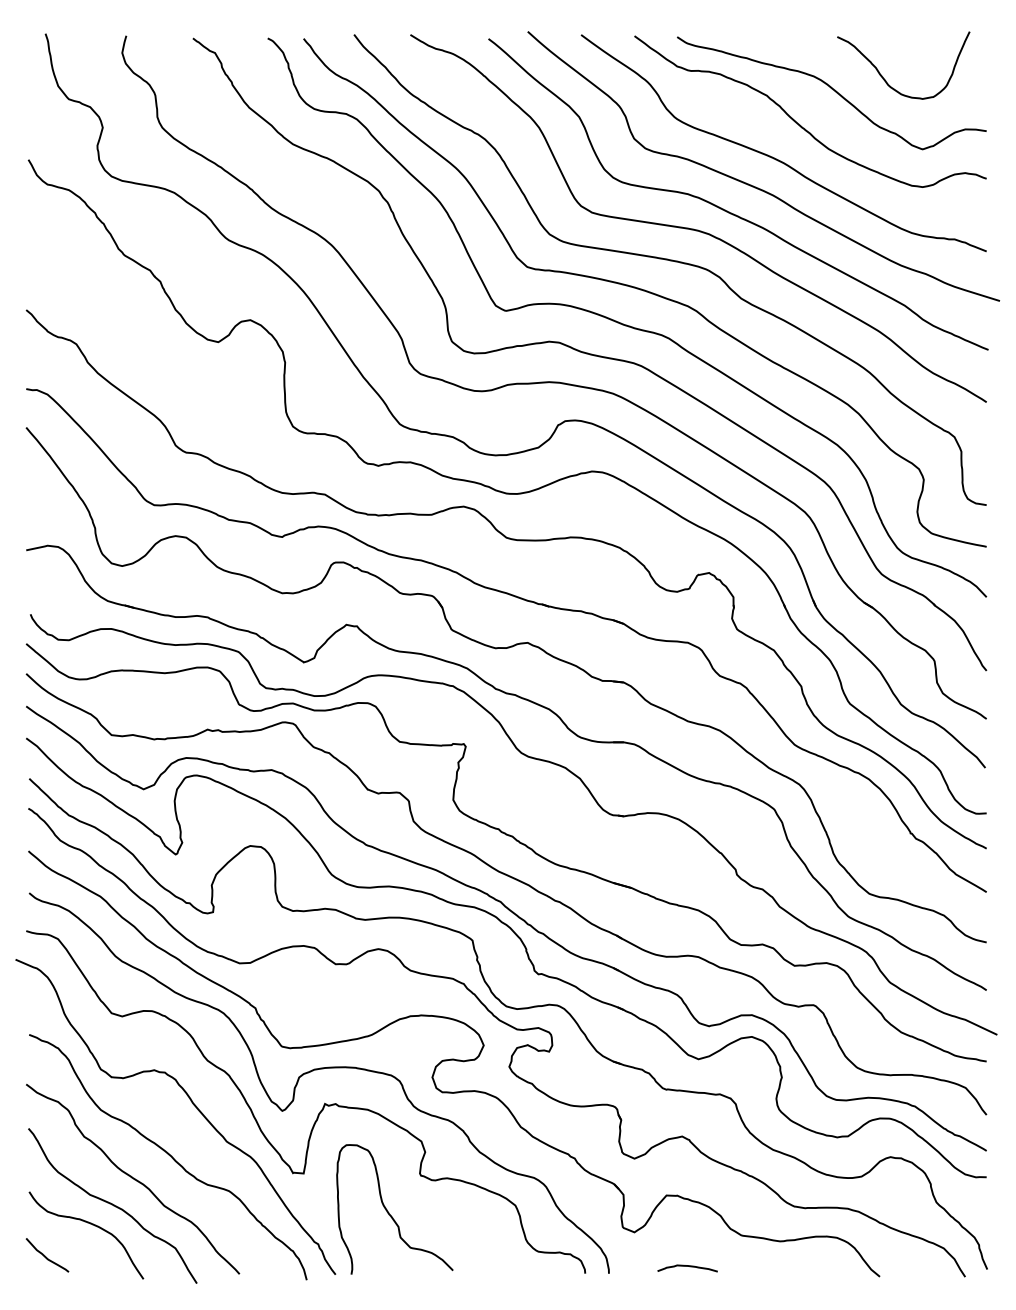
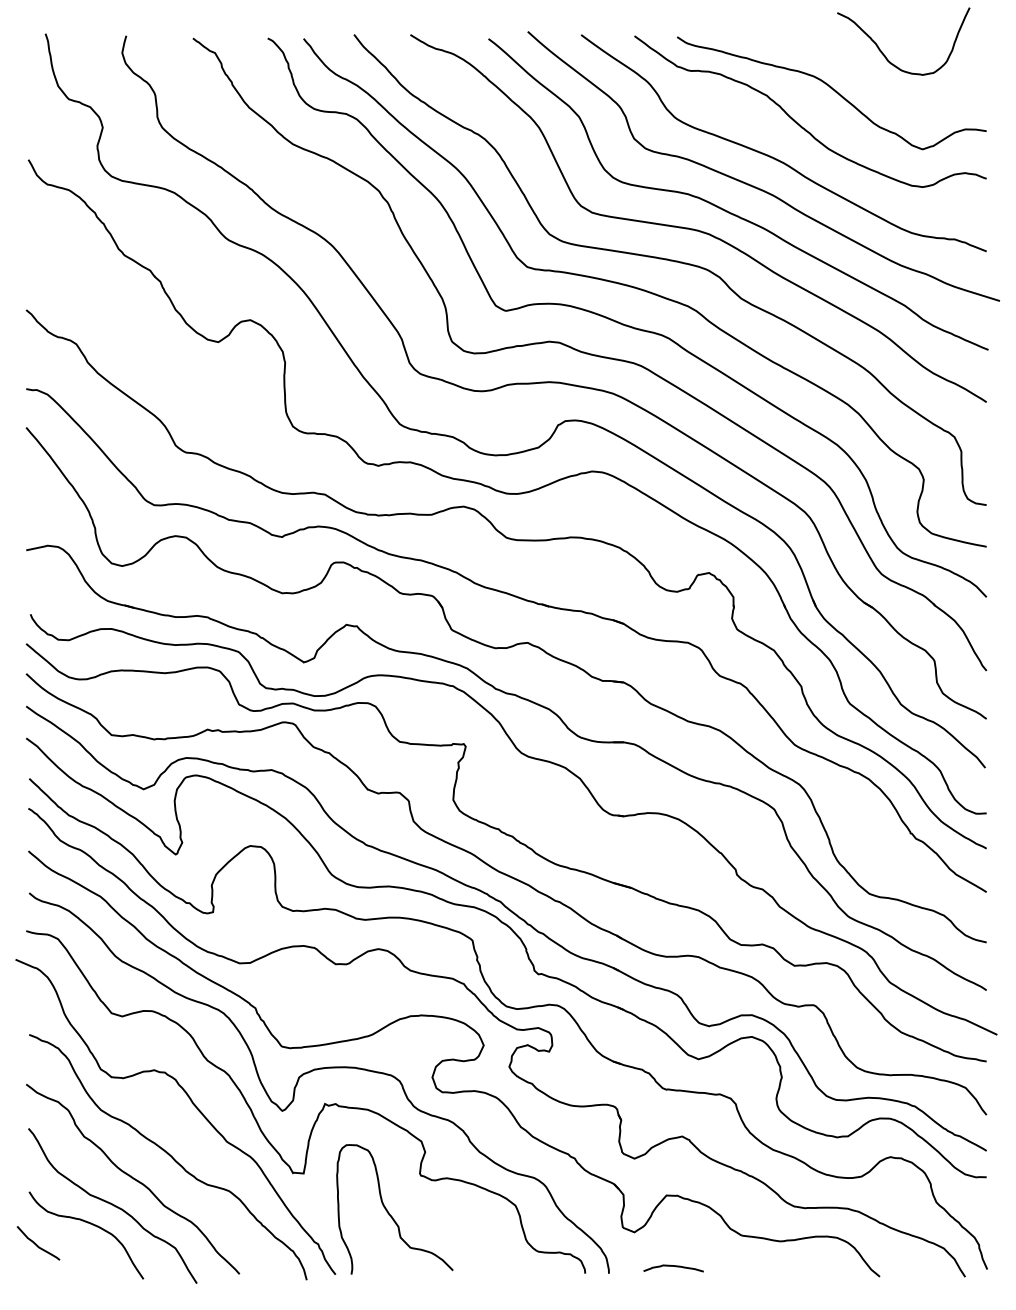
curve position: (886, 80) -> (886, 56) (886, 56)
curve position: (46, 1256) -> (37, 1244) (37, 1244)
curve position: (687, 1266) -> (673, 1266) (673, 1266)
